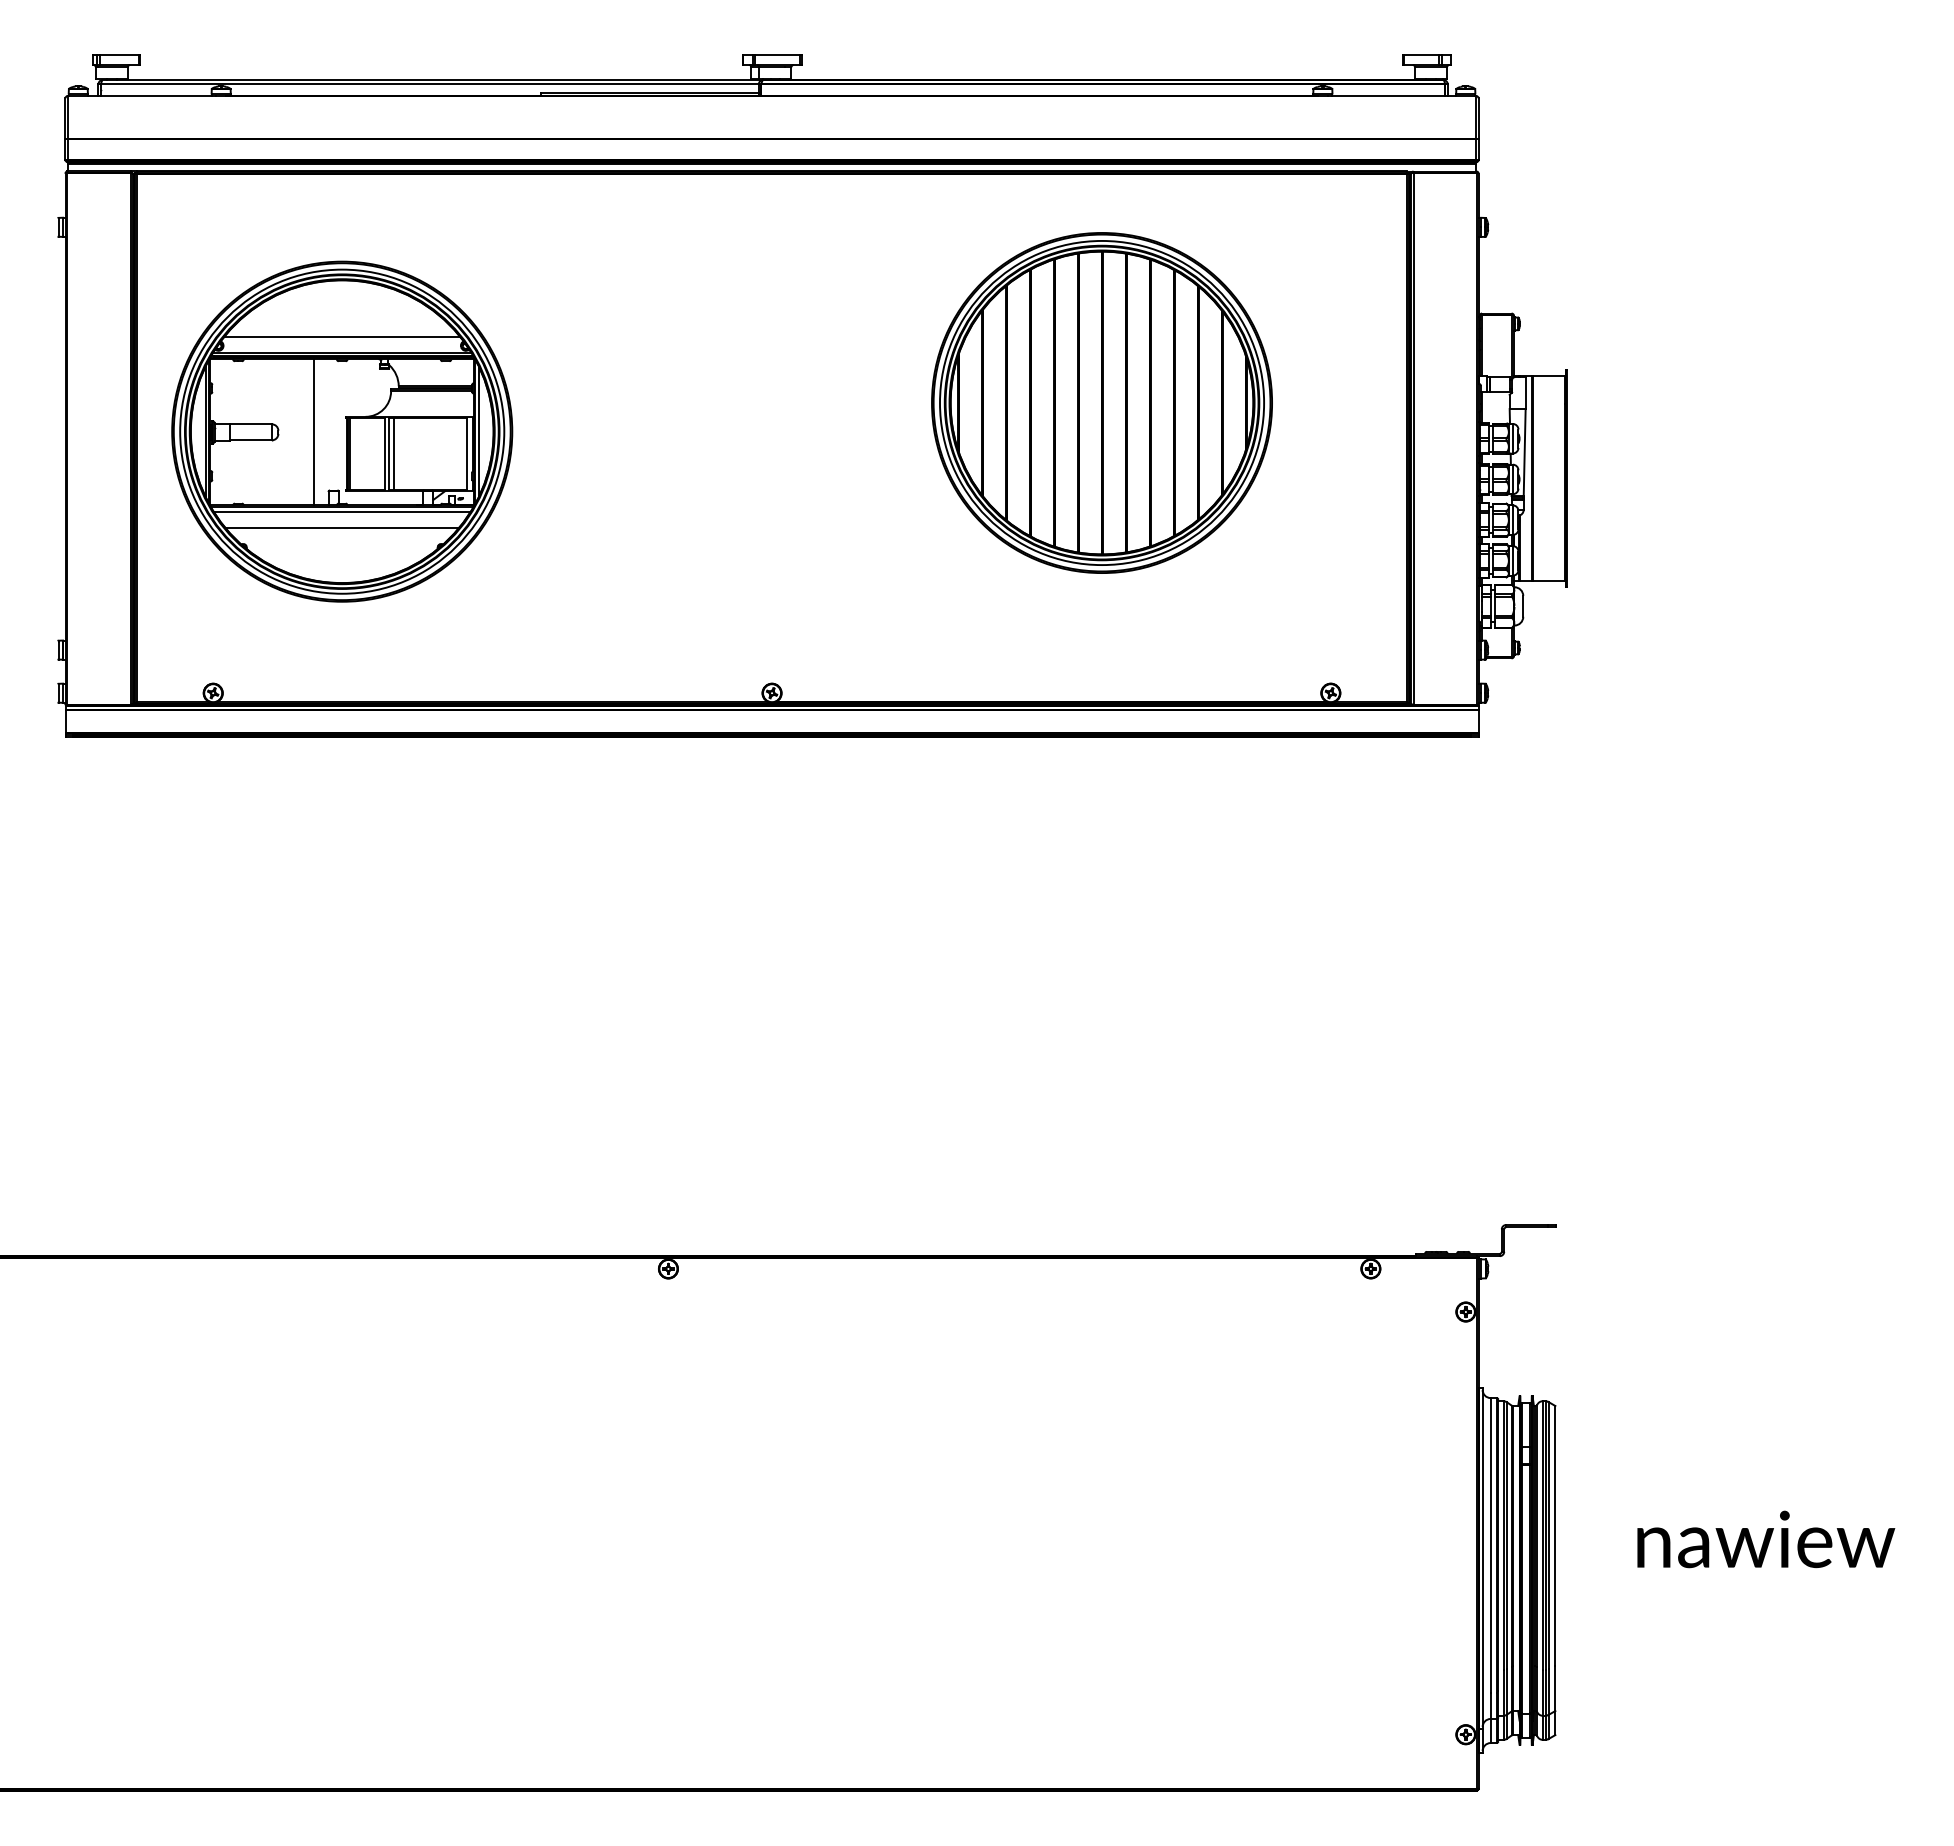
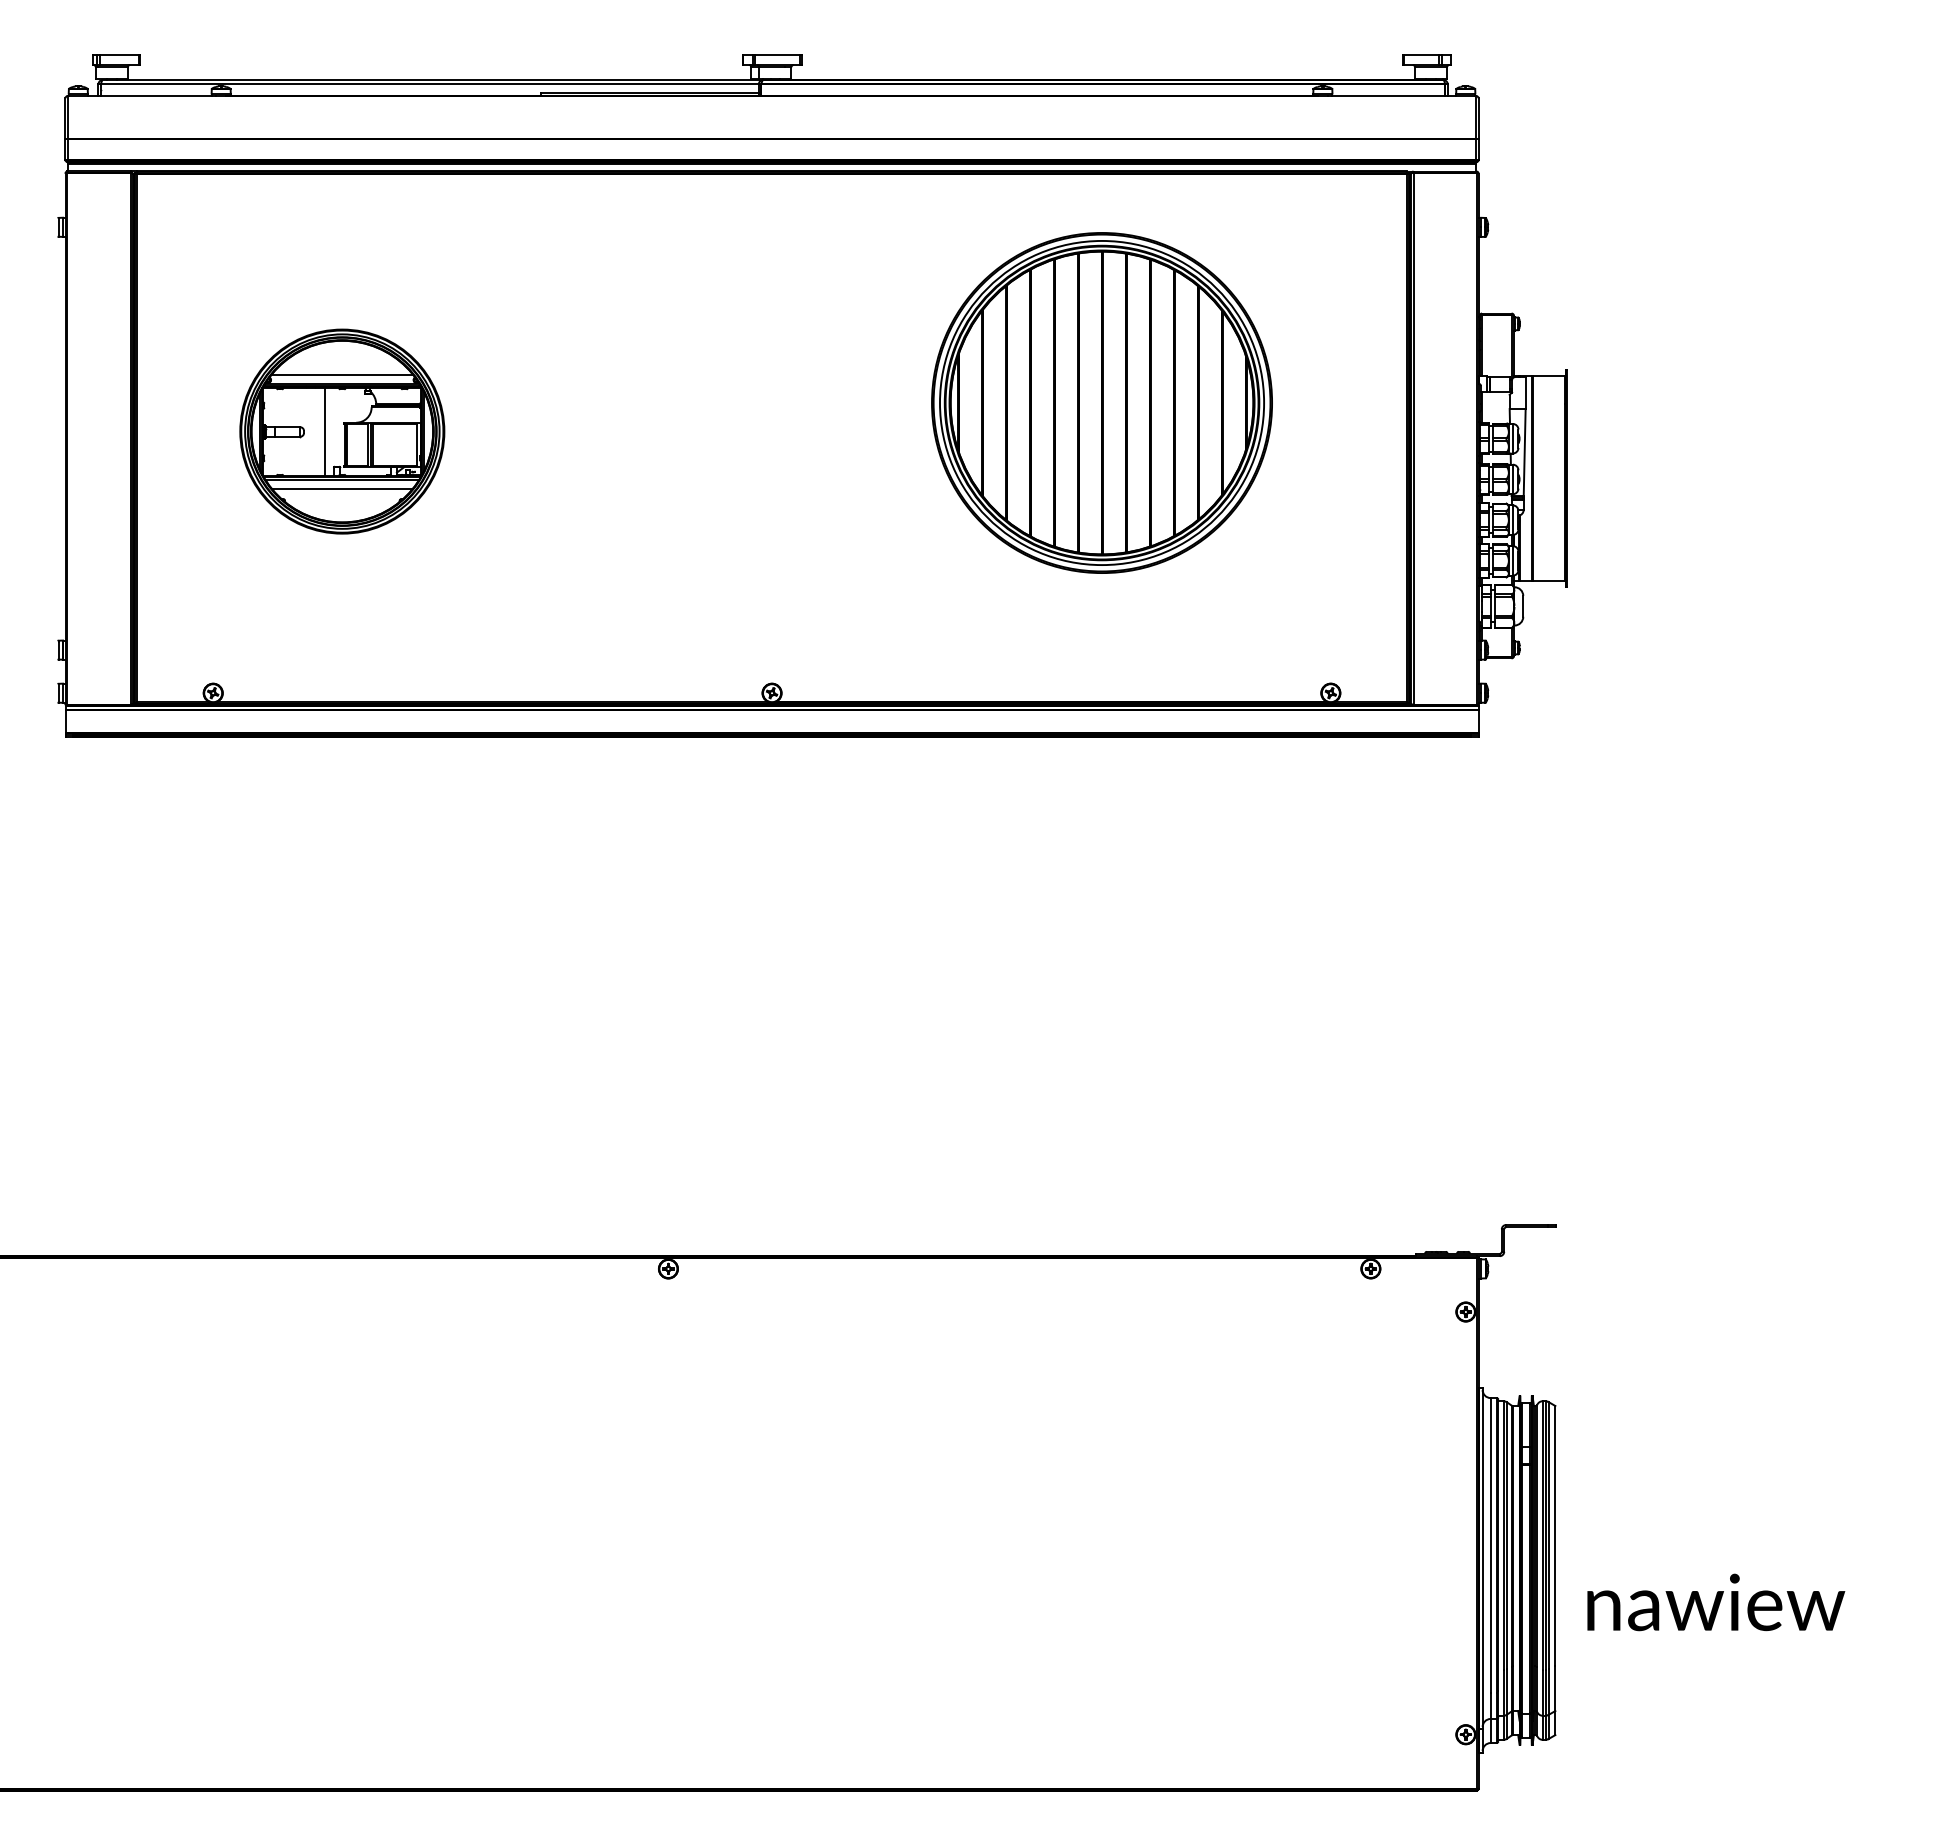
part size: 343x343 px -> 207x207 px (342, 431)
text position: (1766, 1539) -> (1716, 1602) (1716, 1602)
